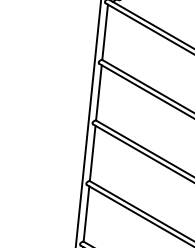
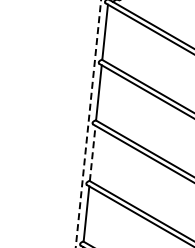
line: solid -> dashed (88, 124)
line: solid -> dashed (92, 153)
